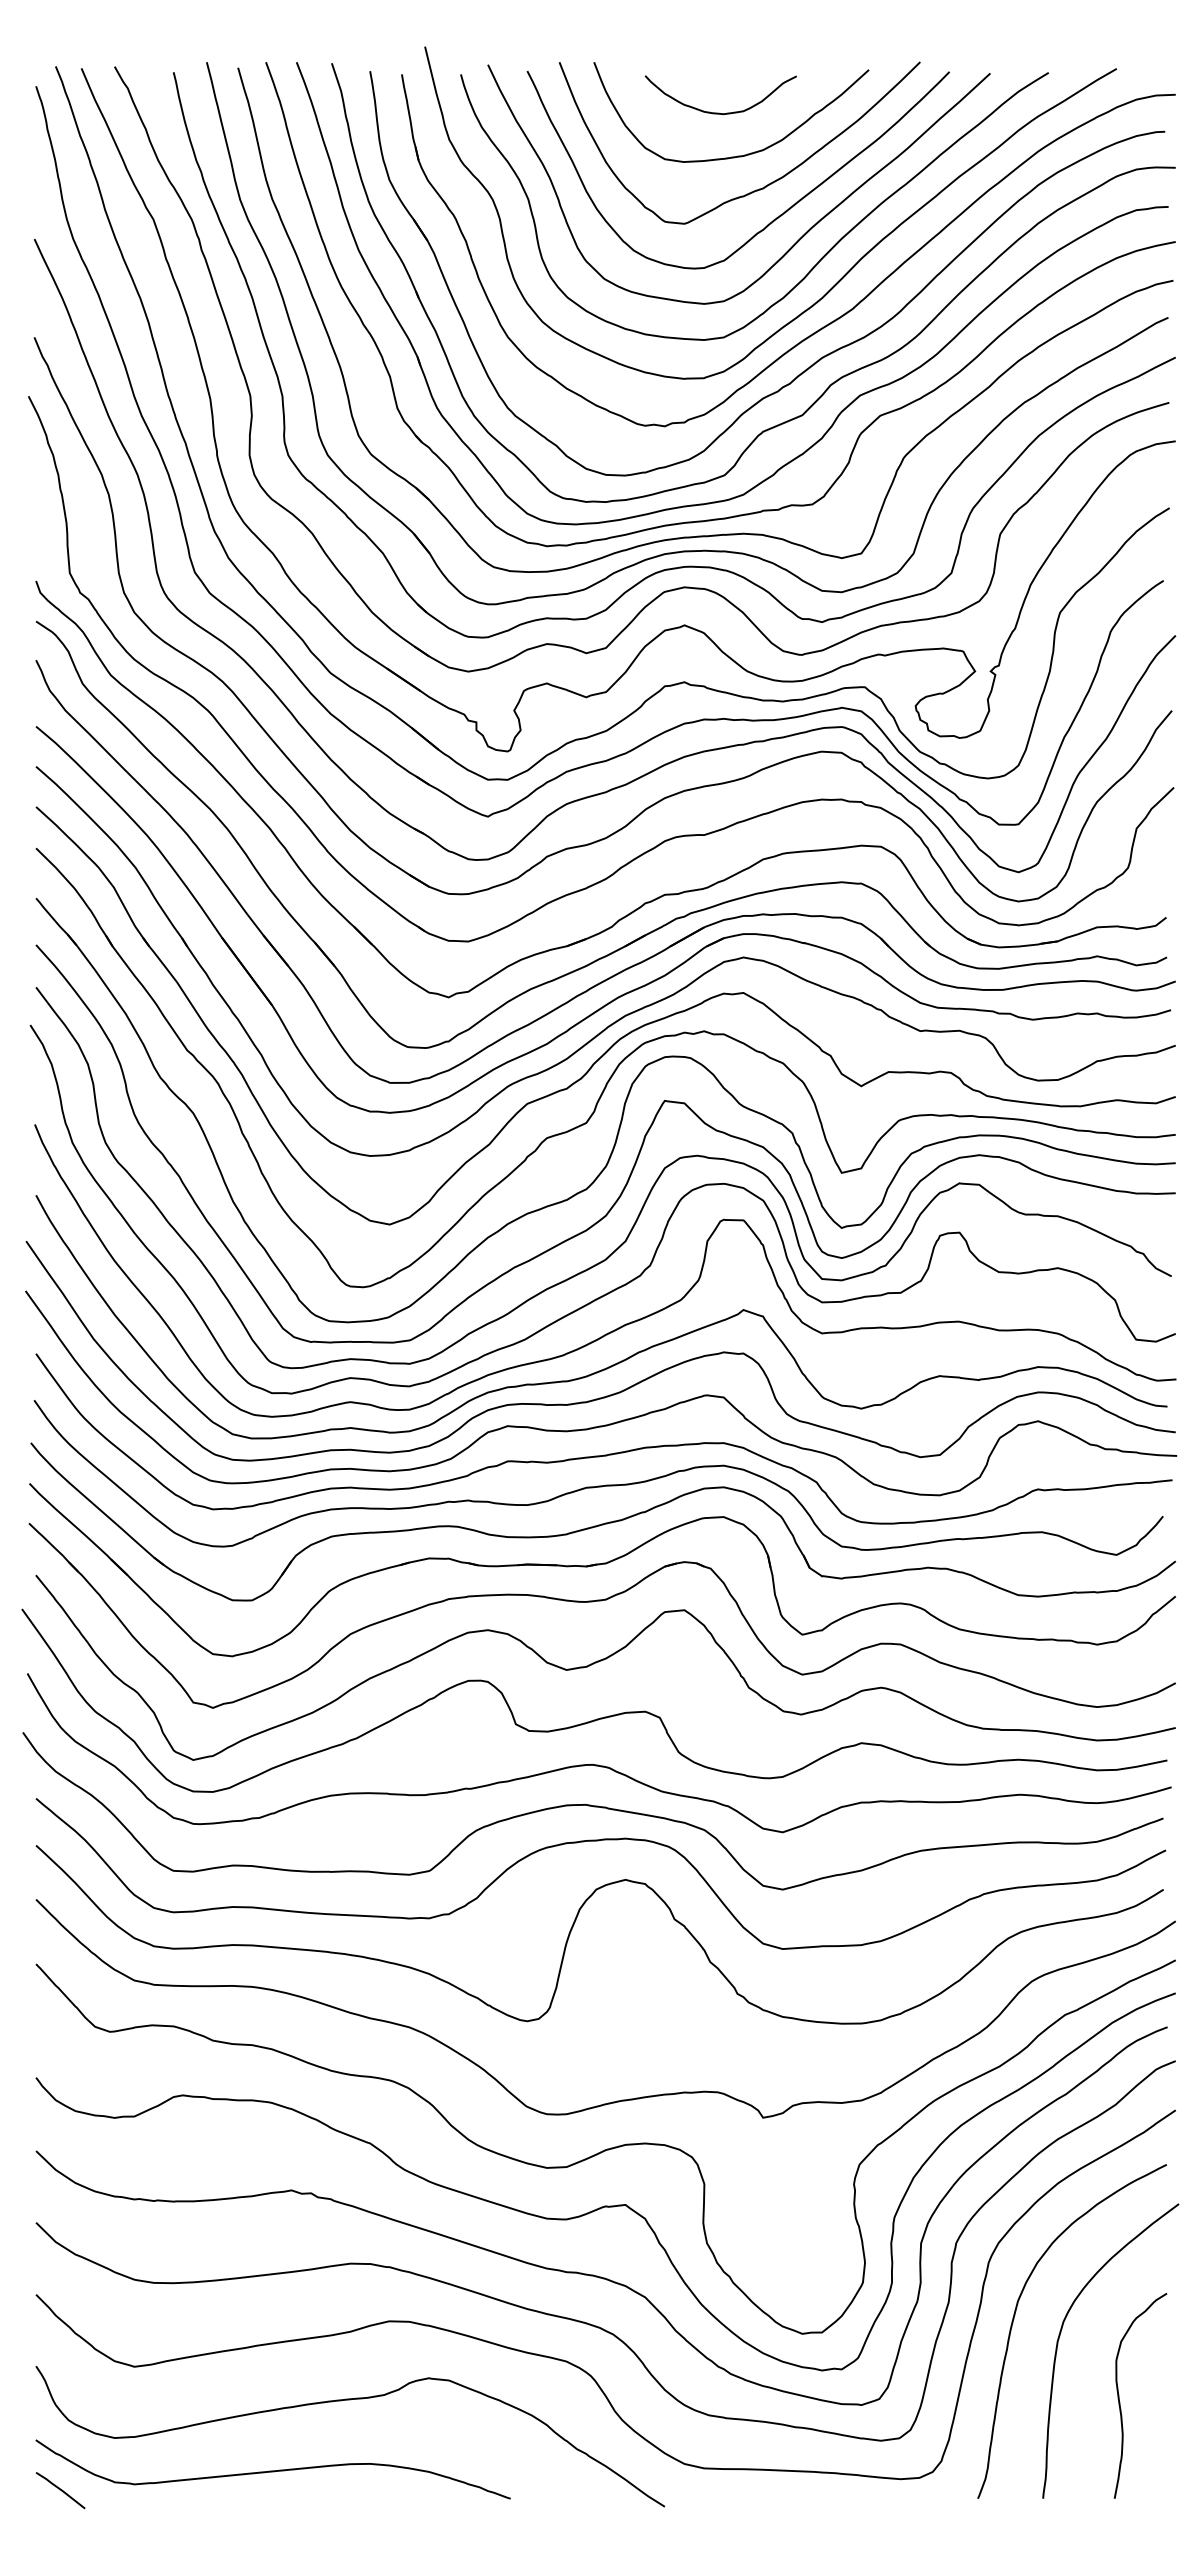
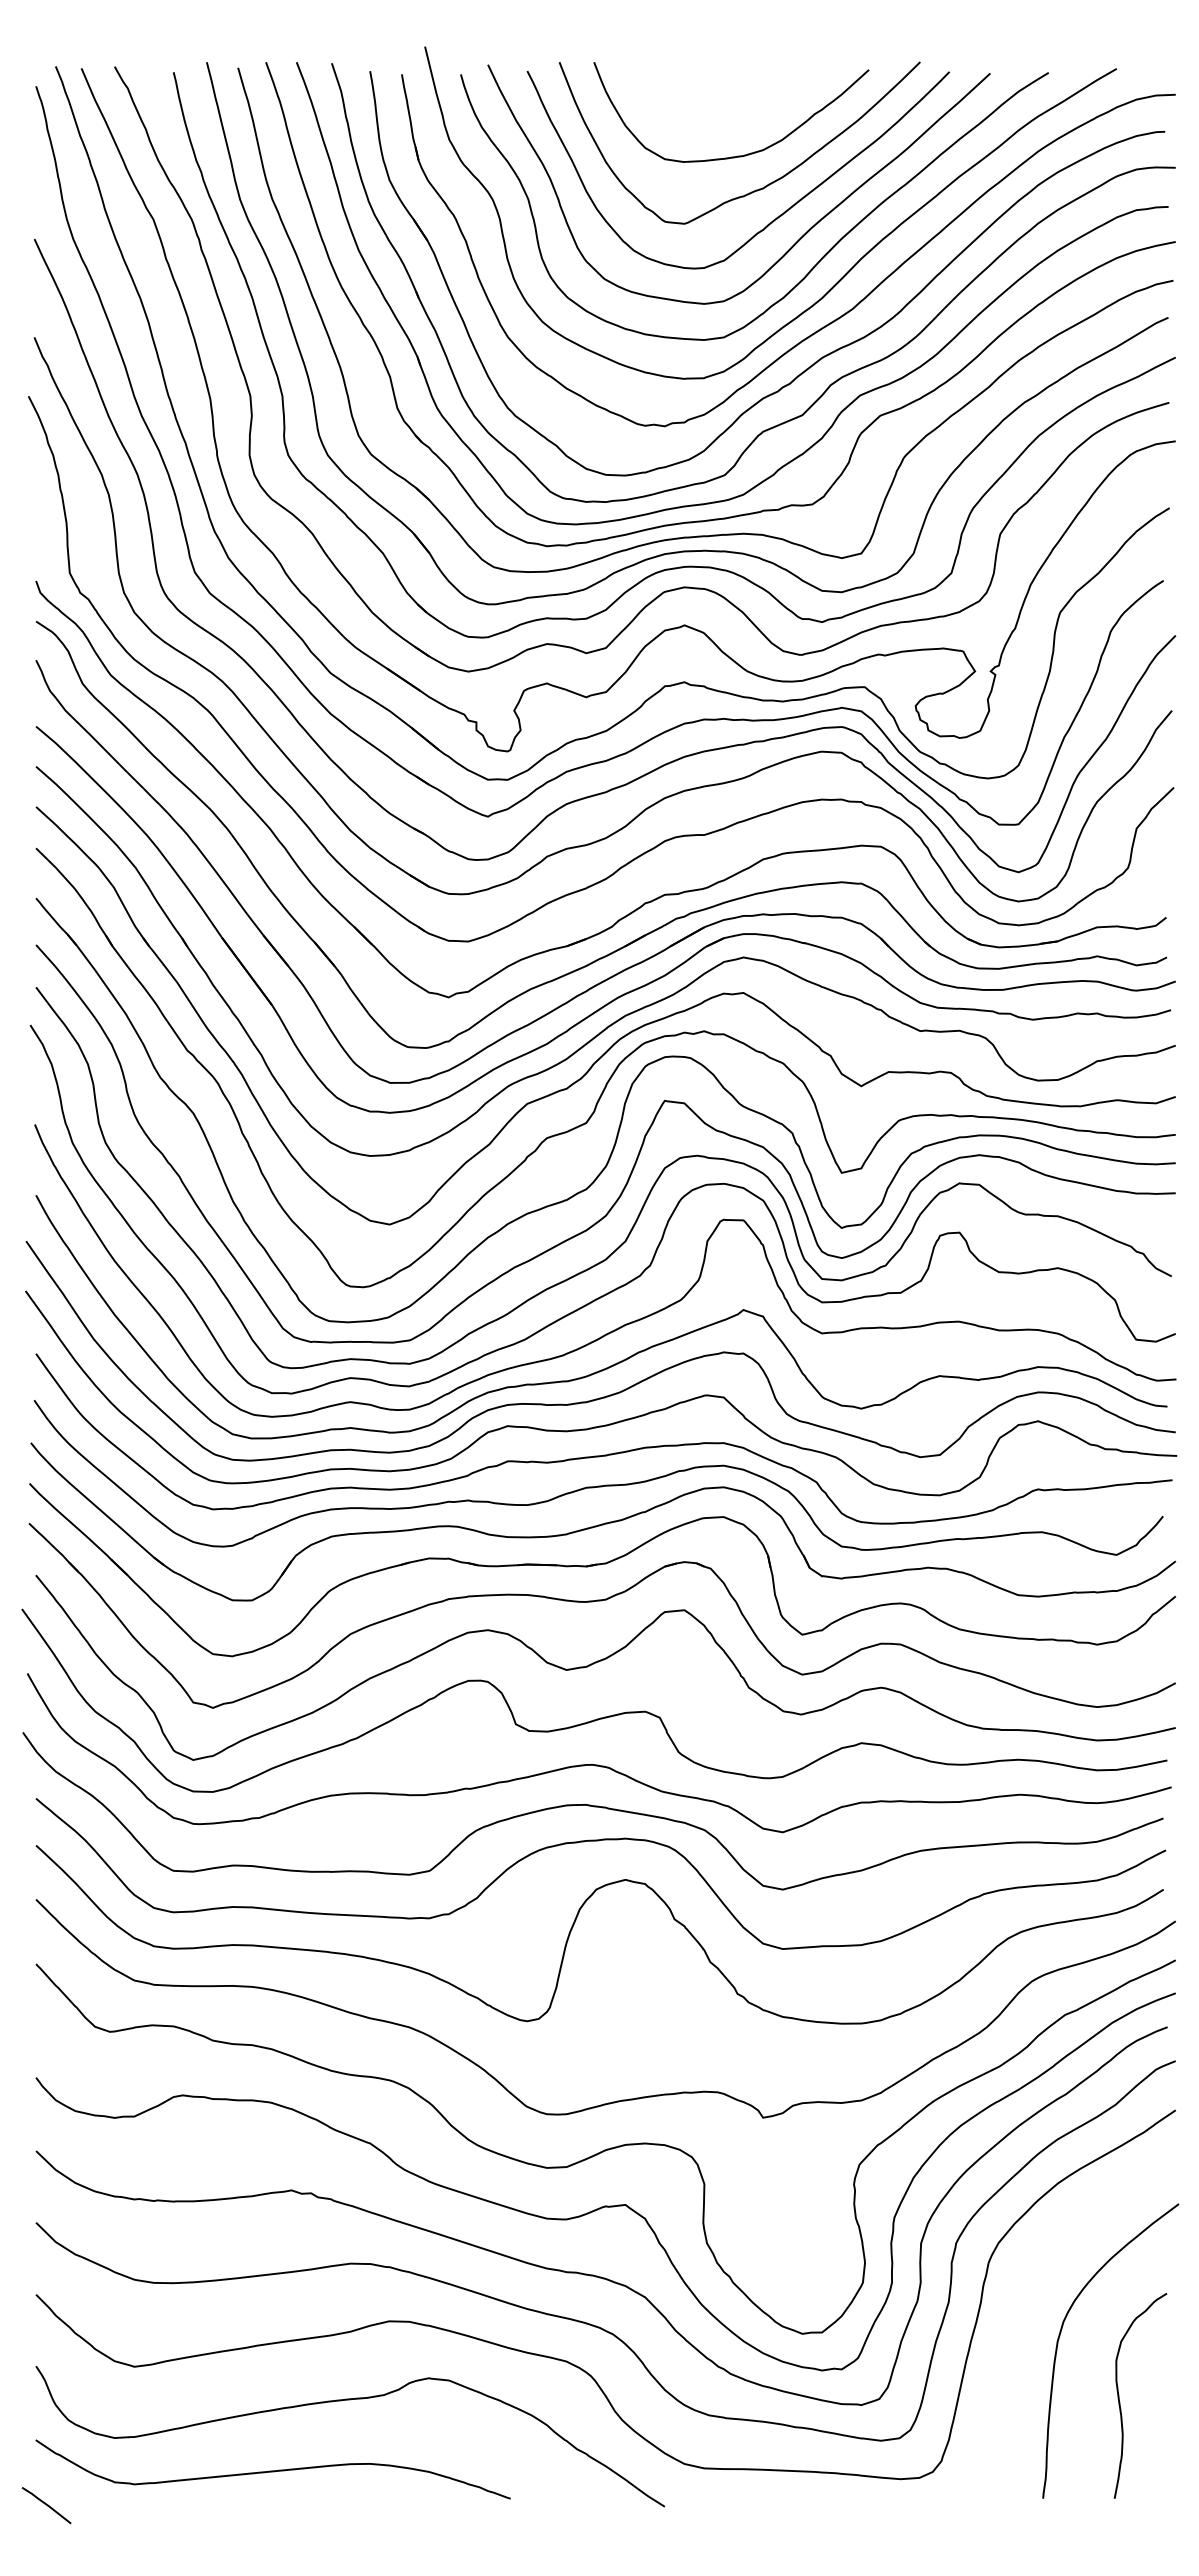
curve: present -> none (719, 112)
curve: present -> none (1015, 2315)
line position: (60, 2490) -> (46, 2505) (46, 2505)
